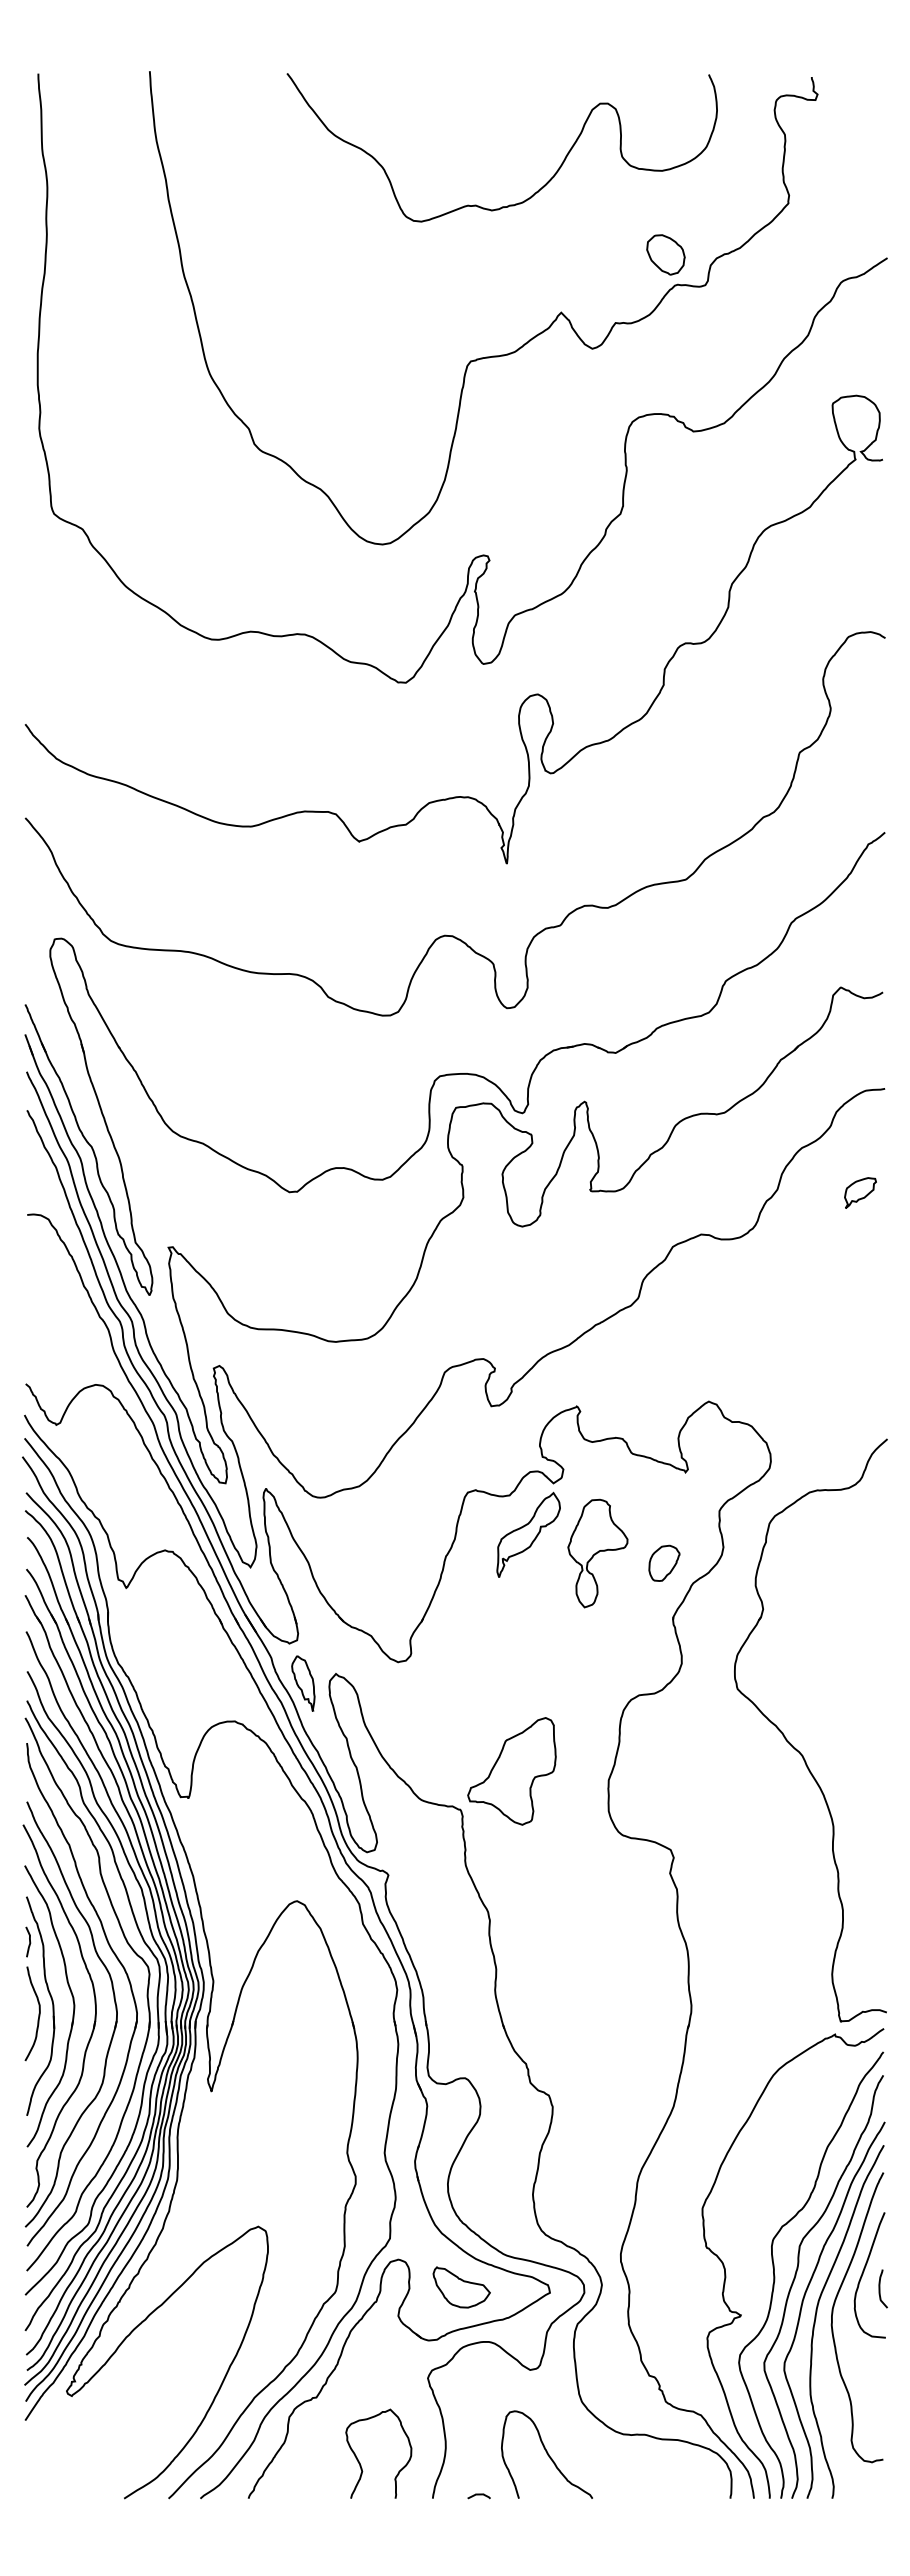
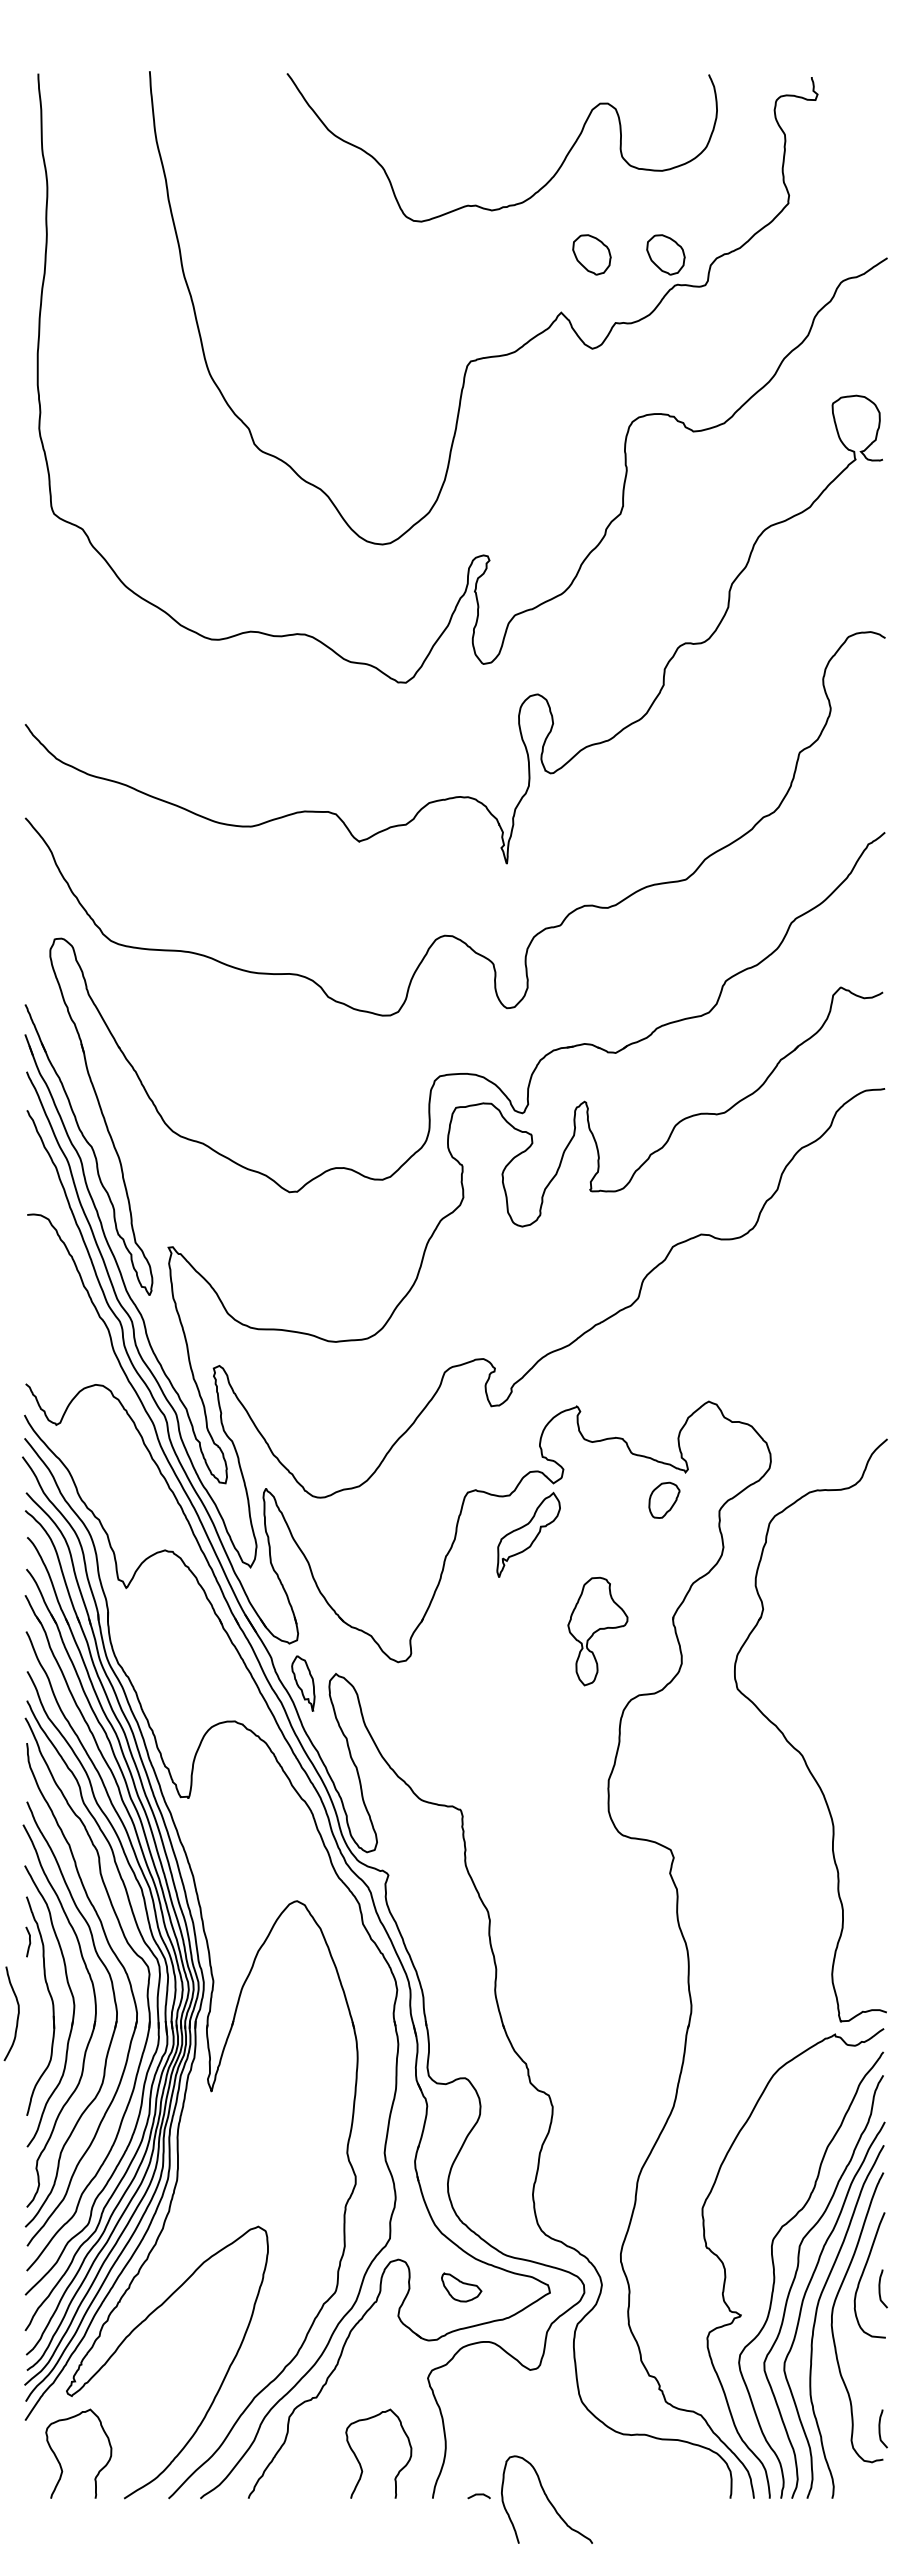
part: none -> present (591, 254)
part: present -> none (860, 1192)
part position: (597, 1553) -> (597, 1631) (597, 1631)
part position: (664, 1562) -> (664, 1499) (664, 1499)
part: present -> none (511, 1771)
curve position: (38, 2013) -> (17, 2013) (17, 2013)
part size: 59x43 px -> 42x31 px (461, 2287)
curve: none -> present (880, 2428)
curve position: (546, 2453) -> (546, 2498) (546, 2498)
curve: none -> present (60, 2462)
